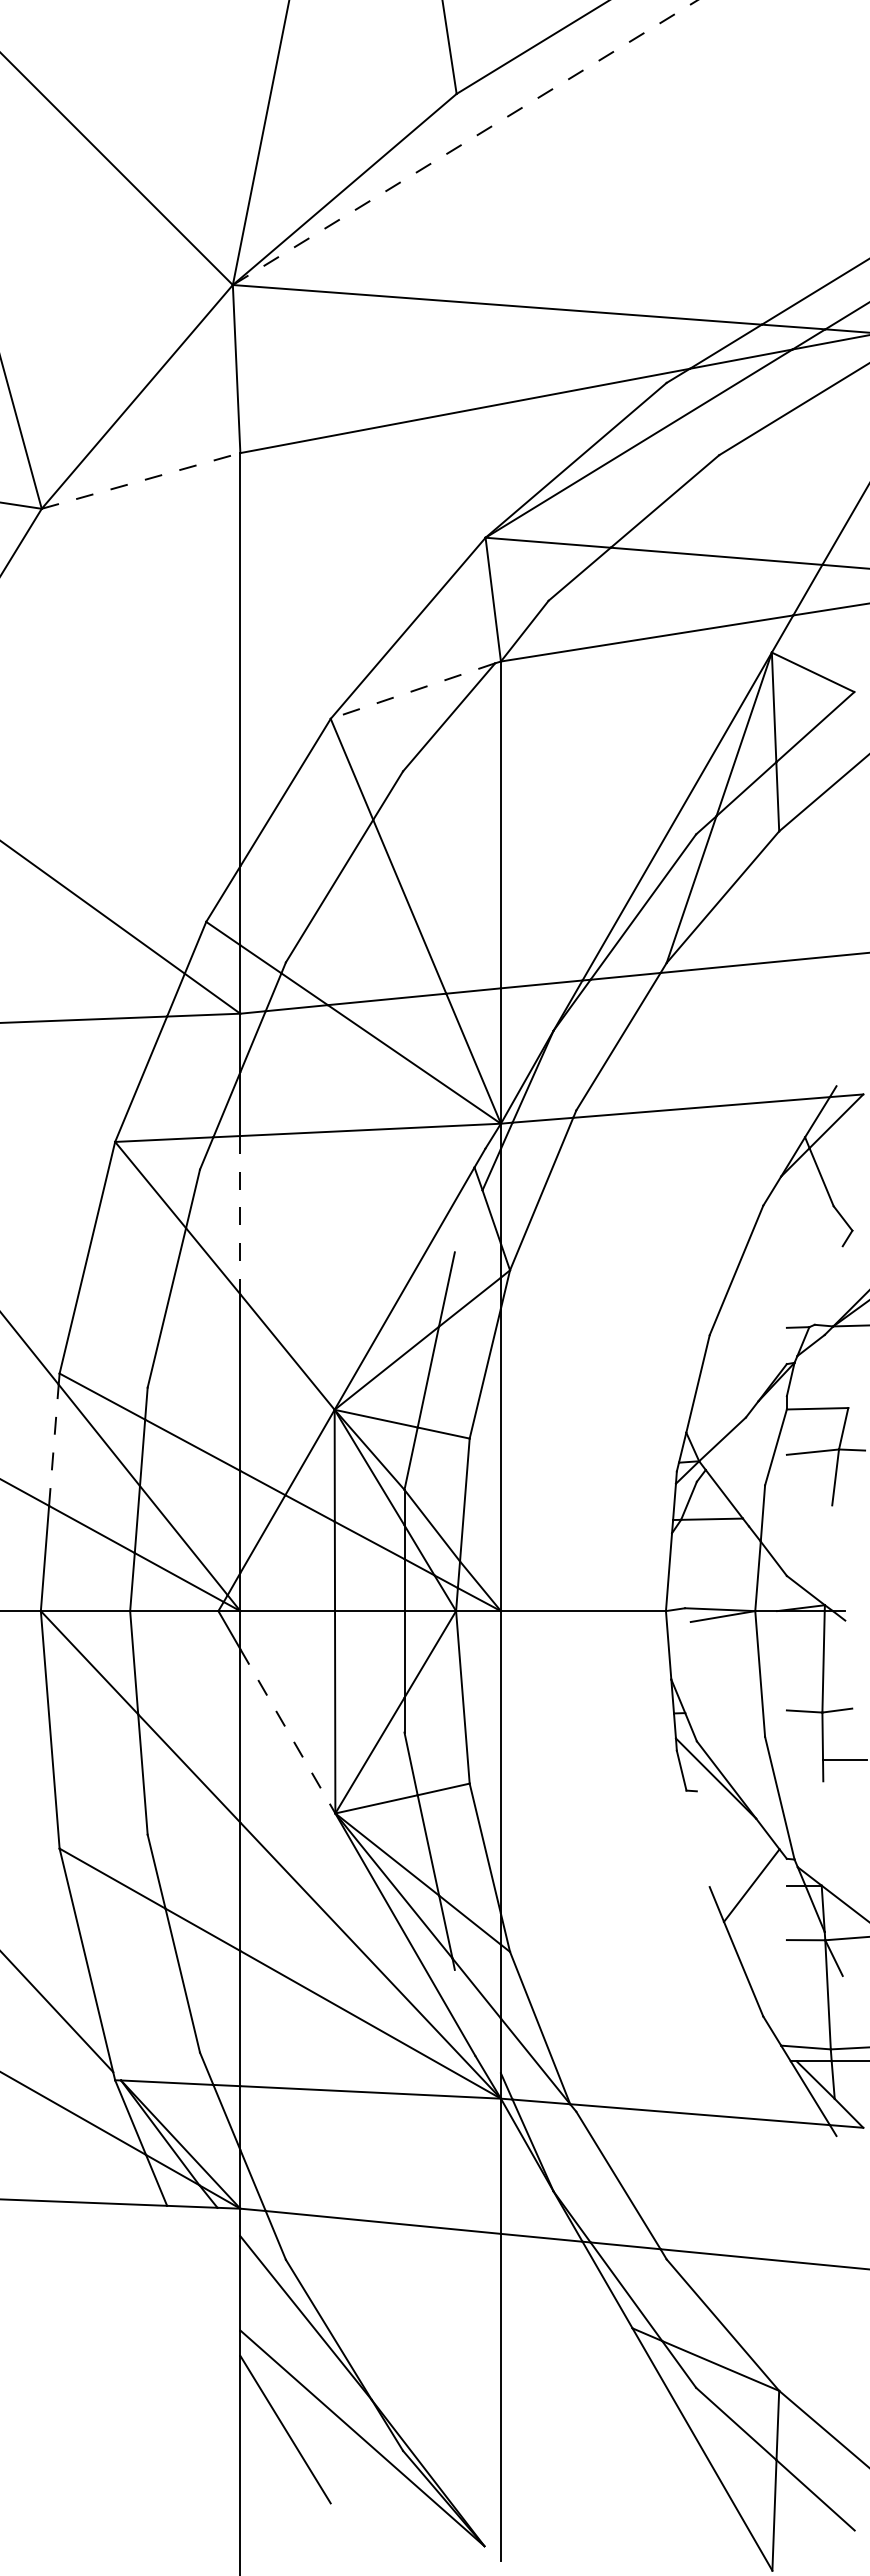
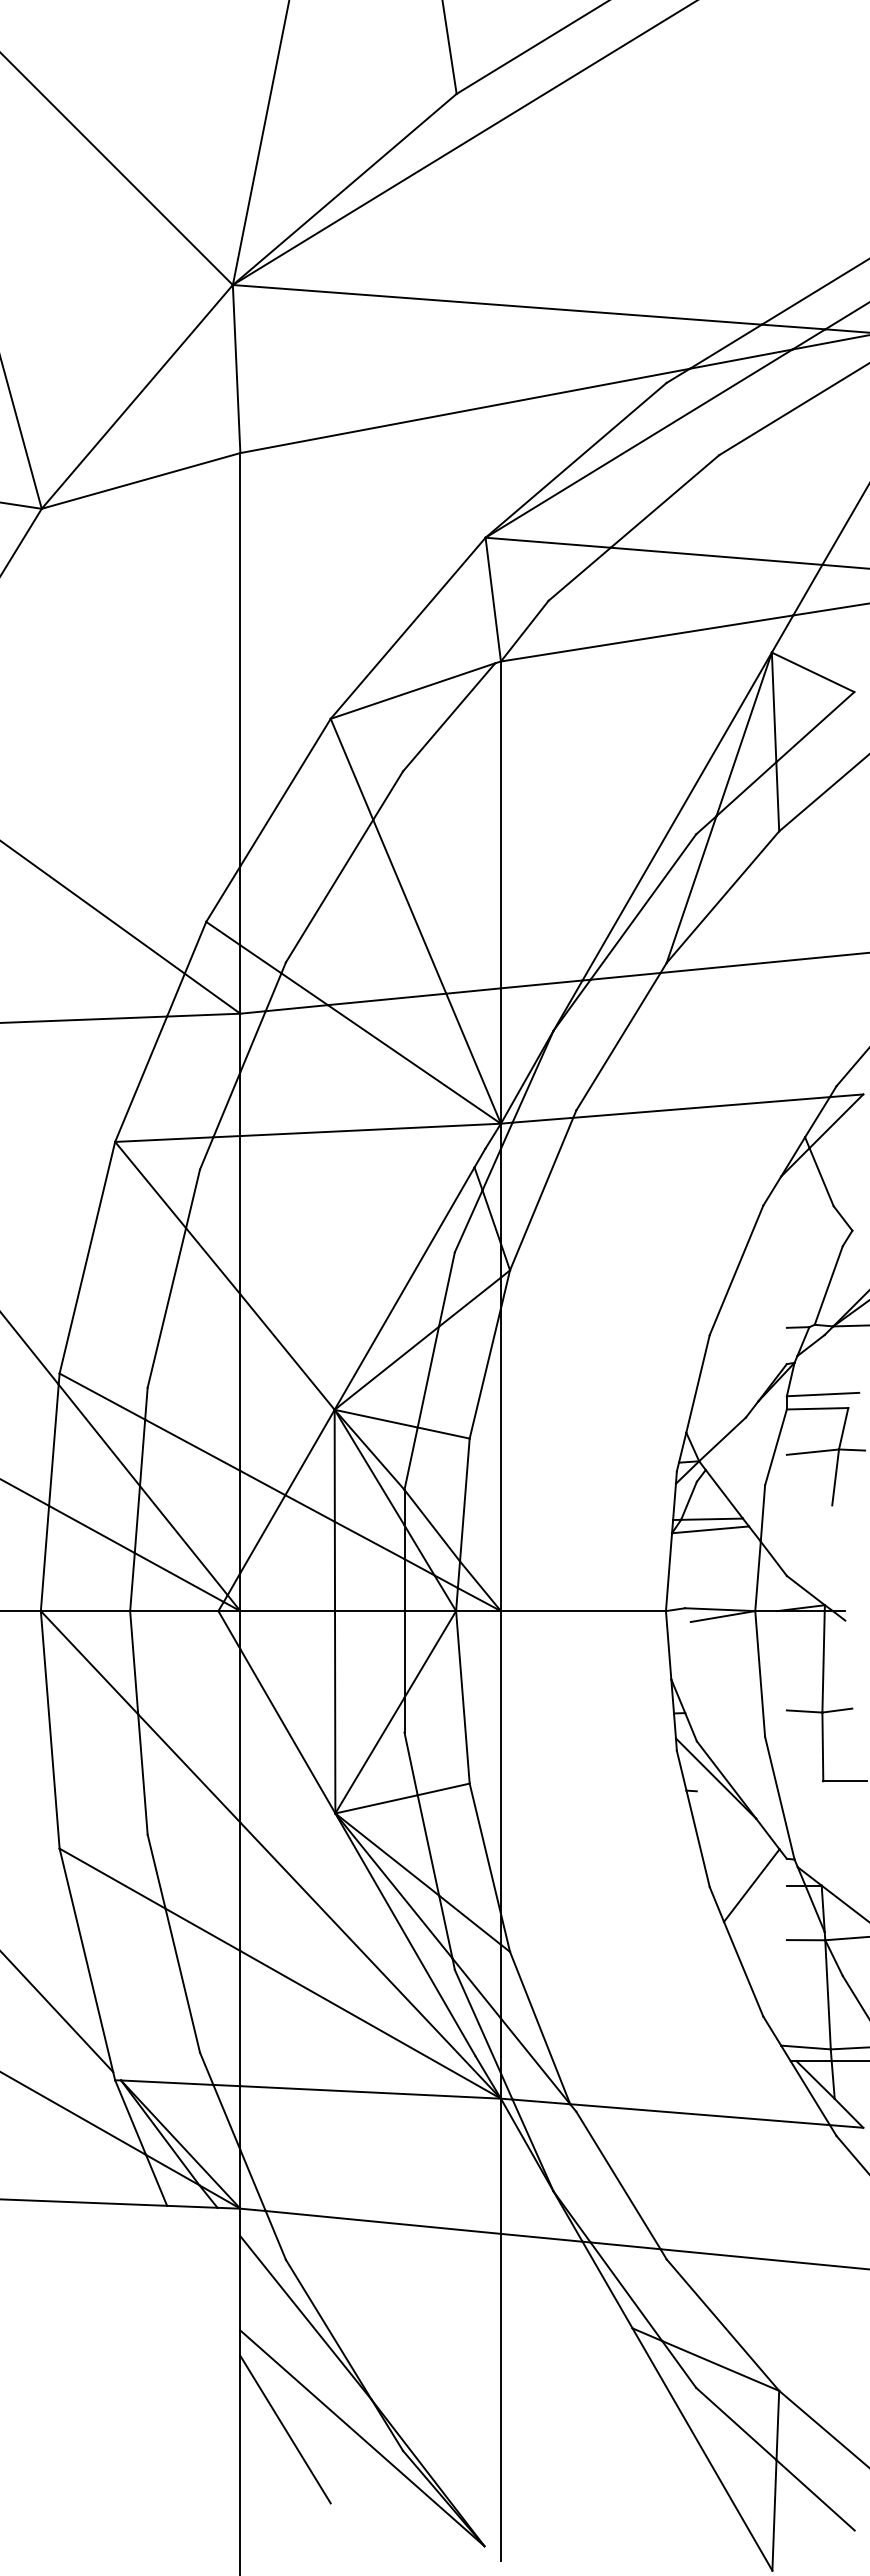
line: dashed -> solid (464, 143)
line: dashed -> solid (141, 480)
line: dashed -> solid (412, 691)
line: none -> present (851, 1068)
line: dashed -> solid (240, 1215)
line: none -> present (468, 1221)
line: none -> present (828, 1285)
line: none -> present (822, 1394)
line: dashed -> solid (53, 1445)
line: none -> present (710, 1529)
line: dashed -> solid (287, 1731)
line position: (844, 1760) -> (844, 1781) (844, 1781)
line: none -> present (697, 1838)
line: none -> present (854, 1994)
line: none -> present (477, 2021)
line: none -> present (851, 2153)
